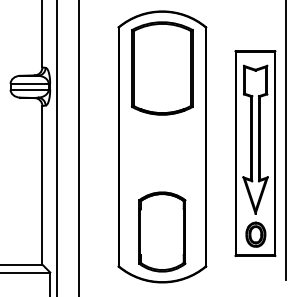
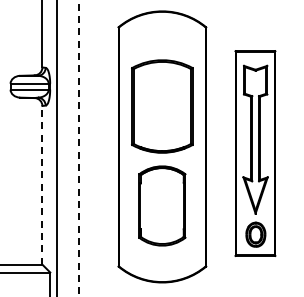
part position: (162, 68) -> (162, 106) (162, 106)
line: present -> none (286, 140)
line: solid -> dashed (78, 148)
line: solid -> dashed (42, 184)
part position: (162, 231) -> (162, 205) (162, 205)
